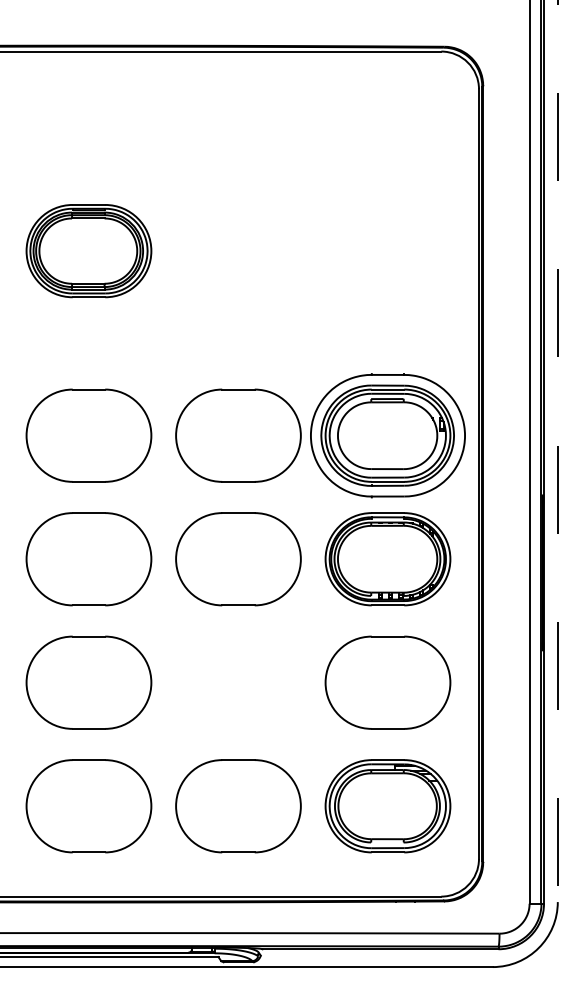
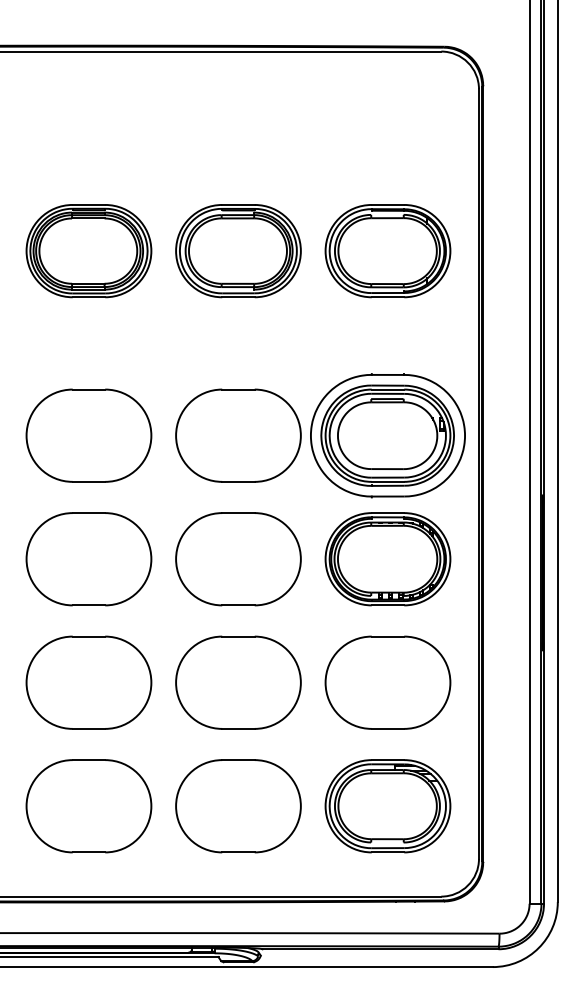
part: none -> present (238, 251)
part: none -> present (387, 251)
line: dashed -> solid (557, 451)
part: none -> present (238, 682)
